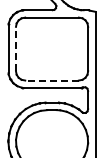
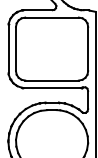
line: dashed -> solid (16, 48)
line: dashed -> solid (52, 80)
